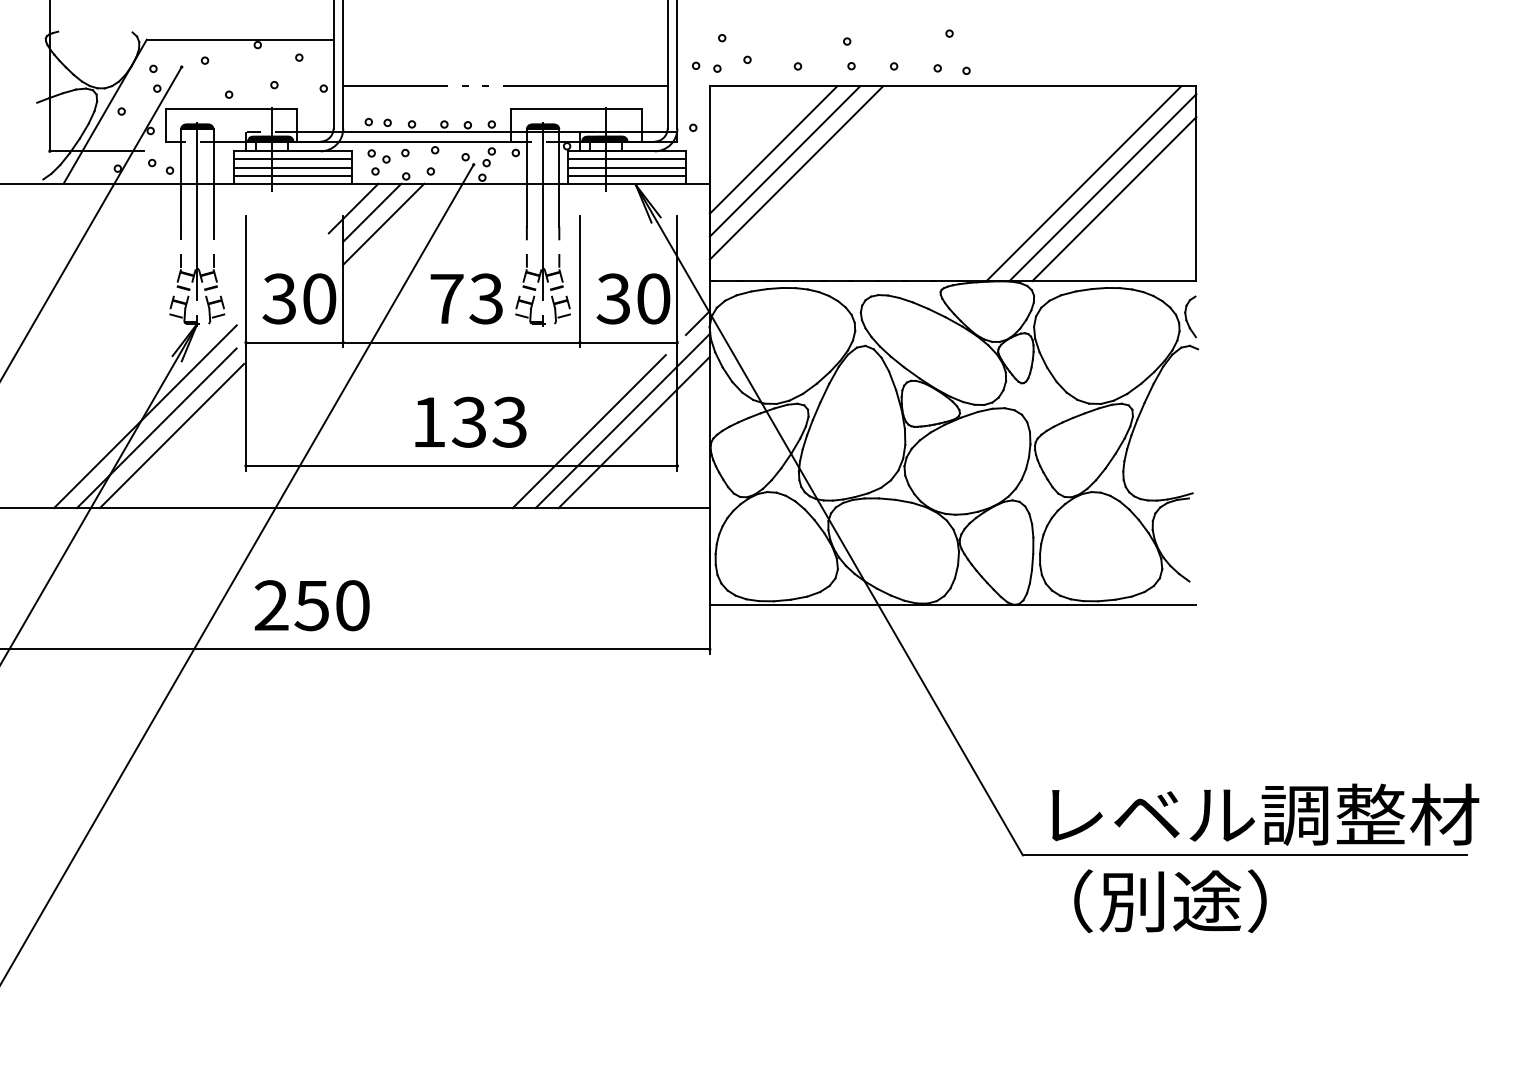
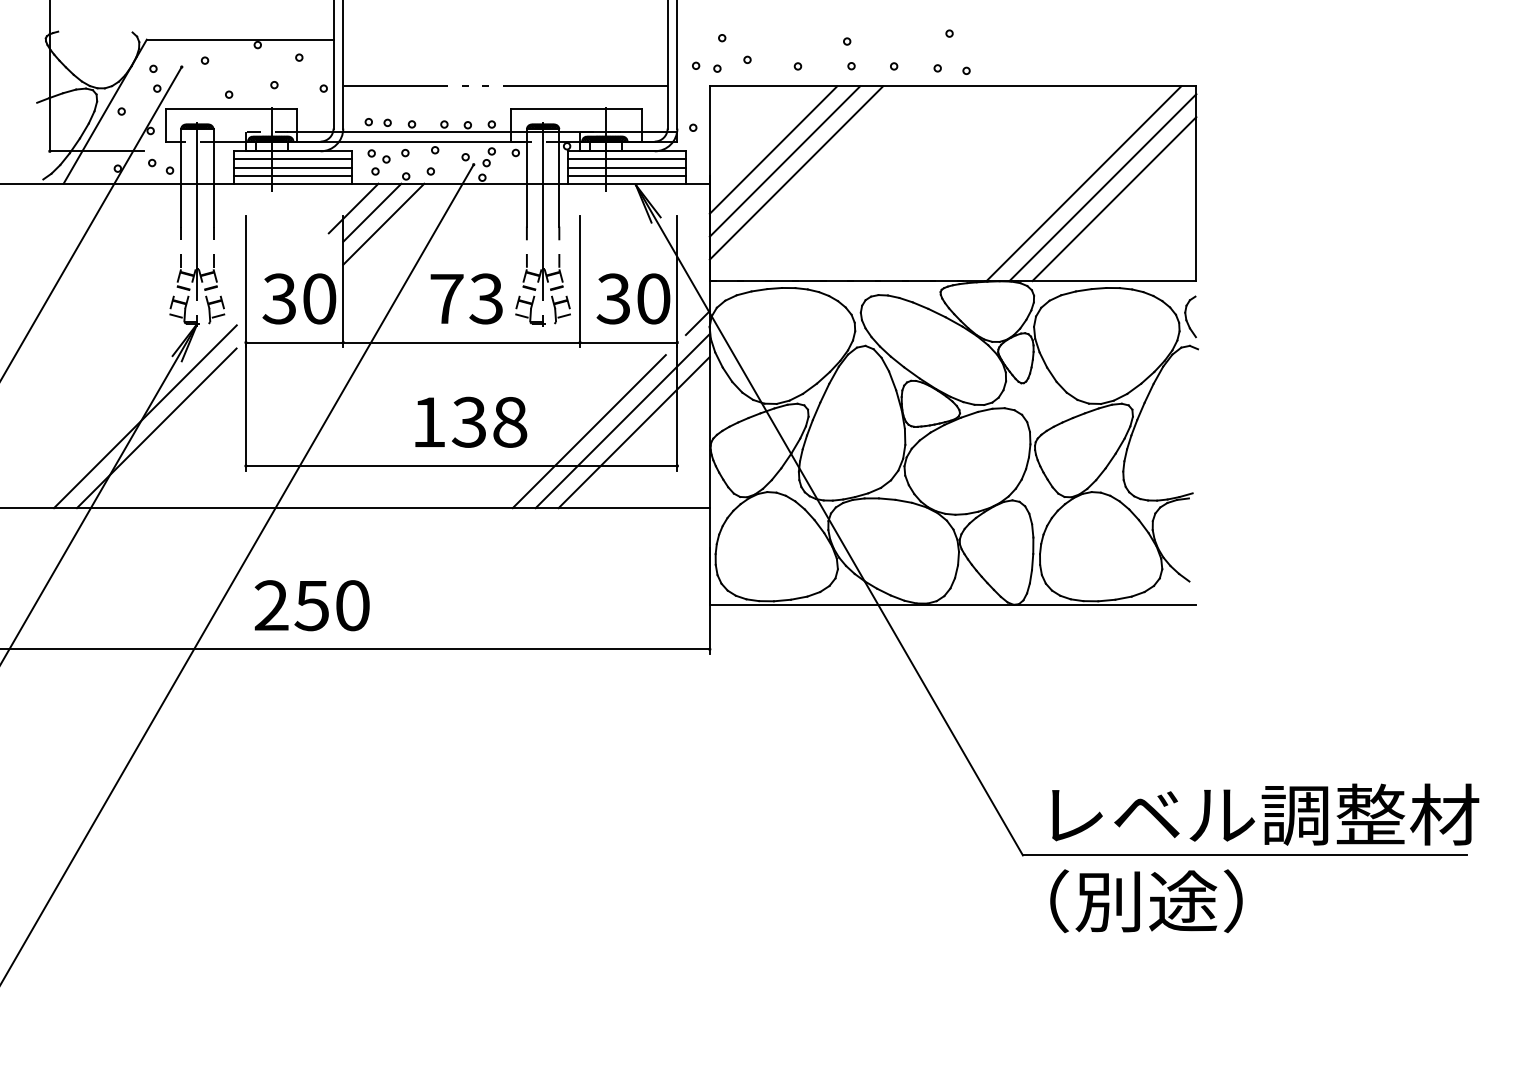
text: 133 -> 138 (509, 421)
line: present -> none (171, 435)
text position: (1170, 900) -> (1146, 900) (1146, 900)
